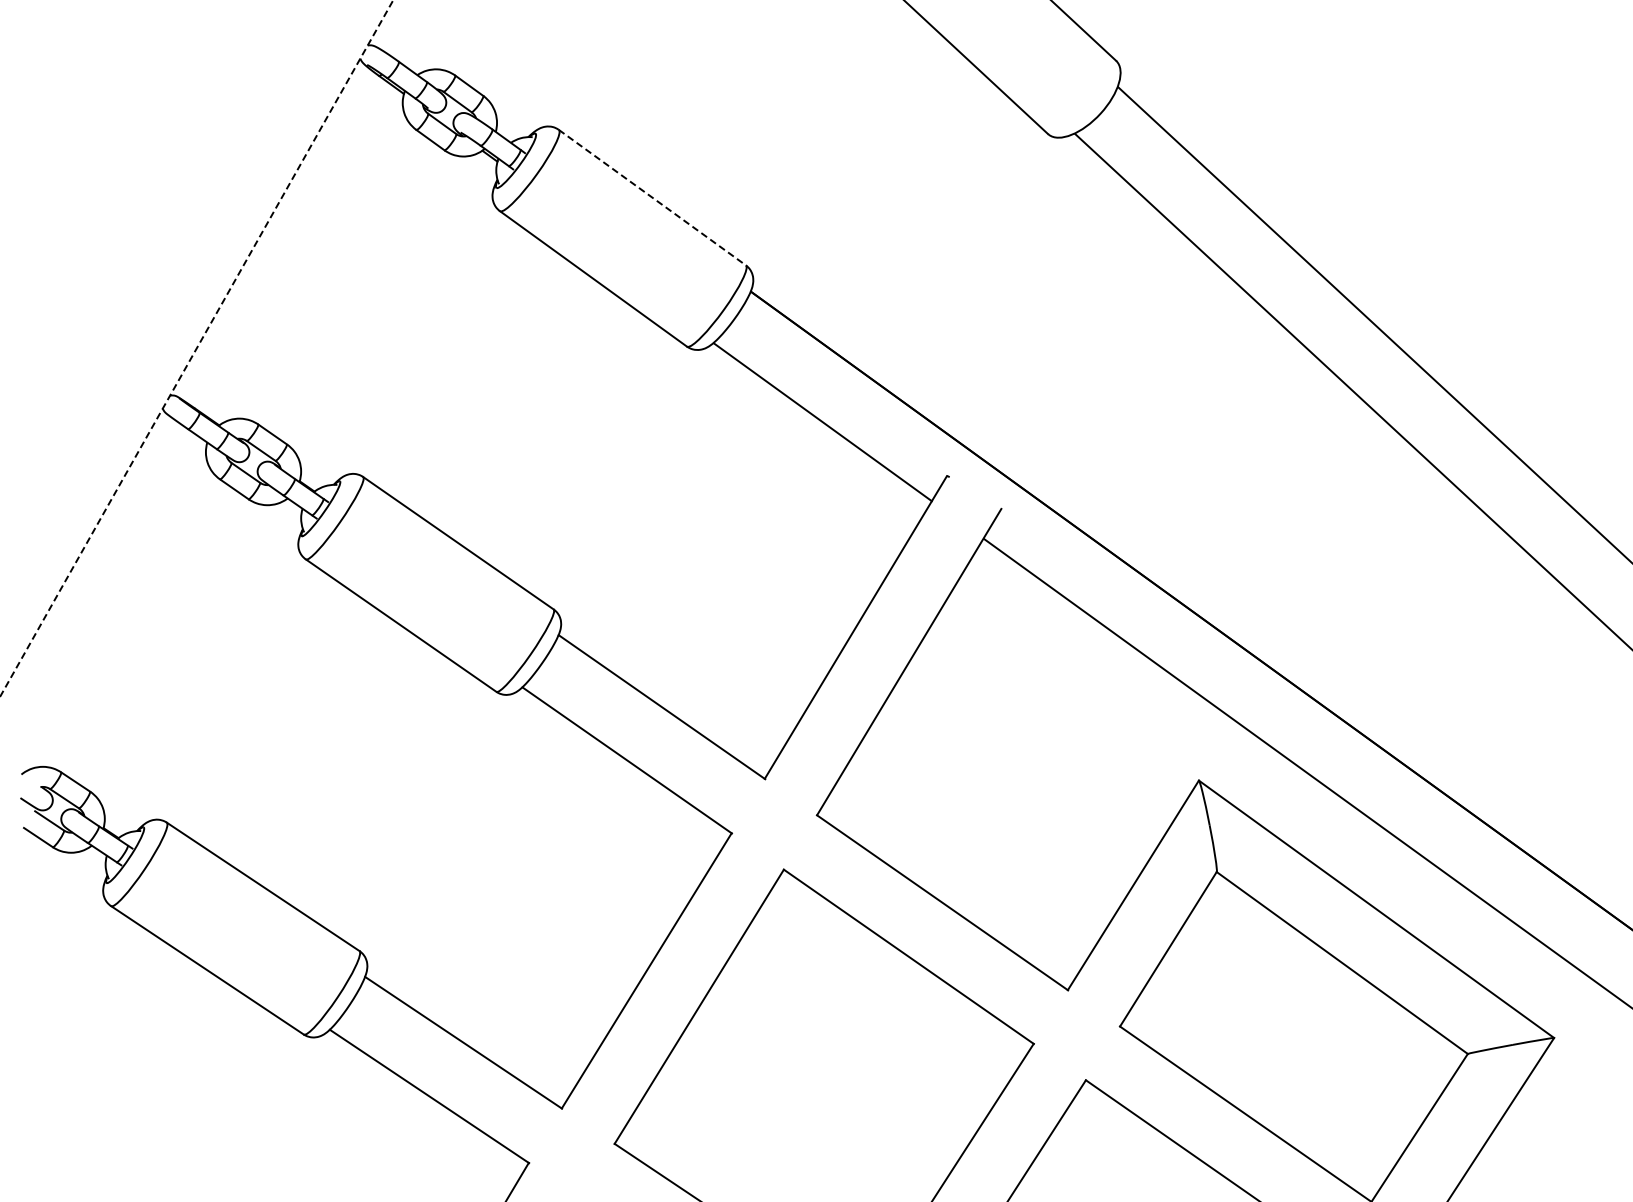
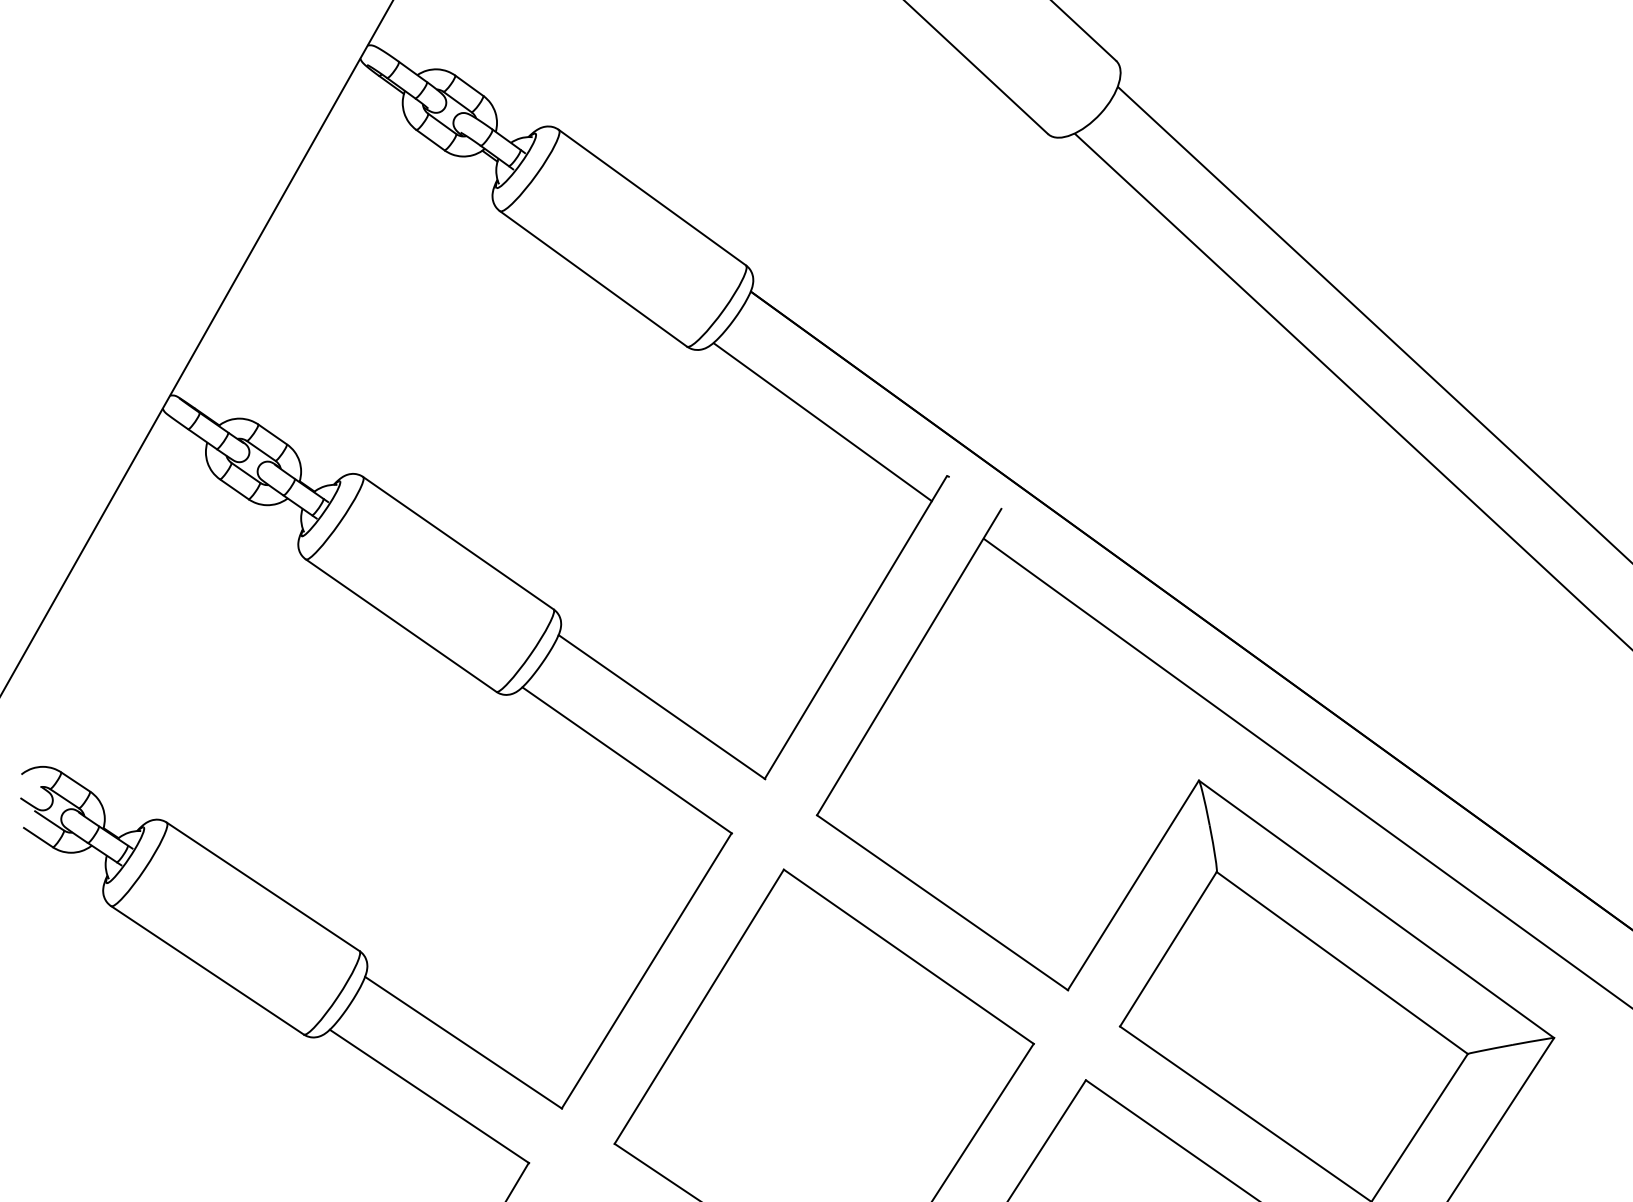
line: dashed -> solid (652, 197)
line: dashed -> solid (196, 348)
